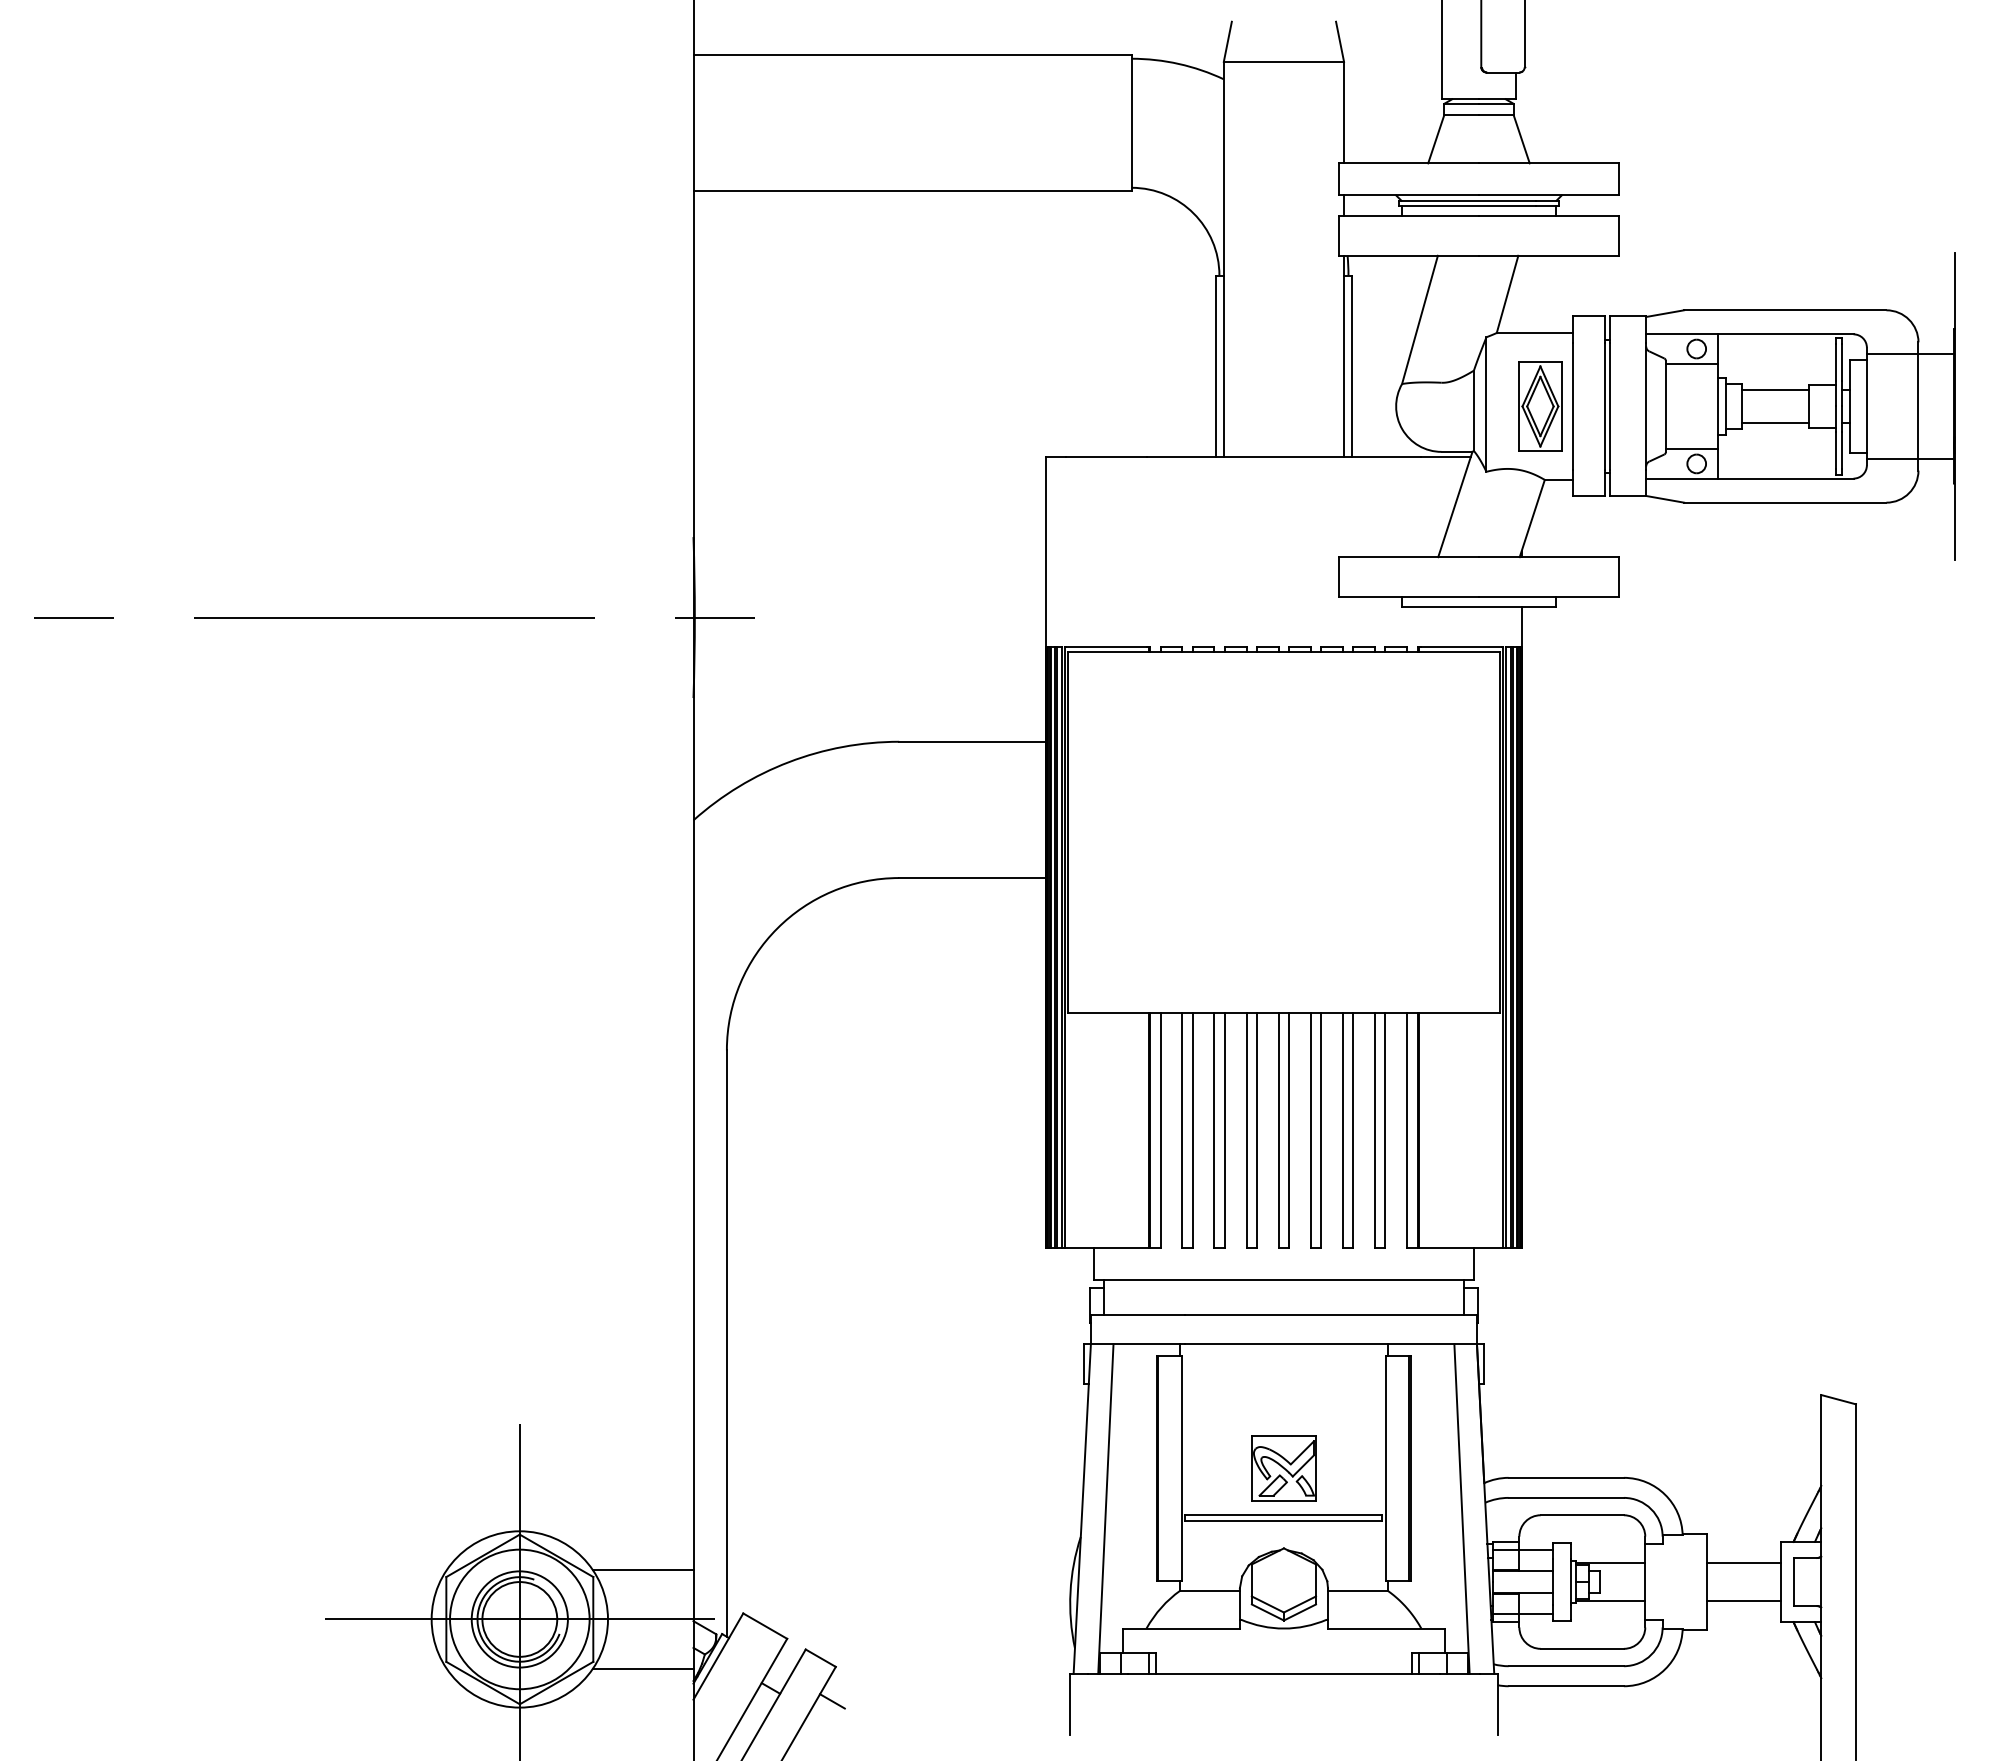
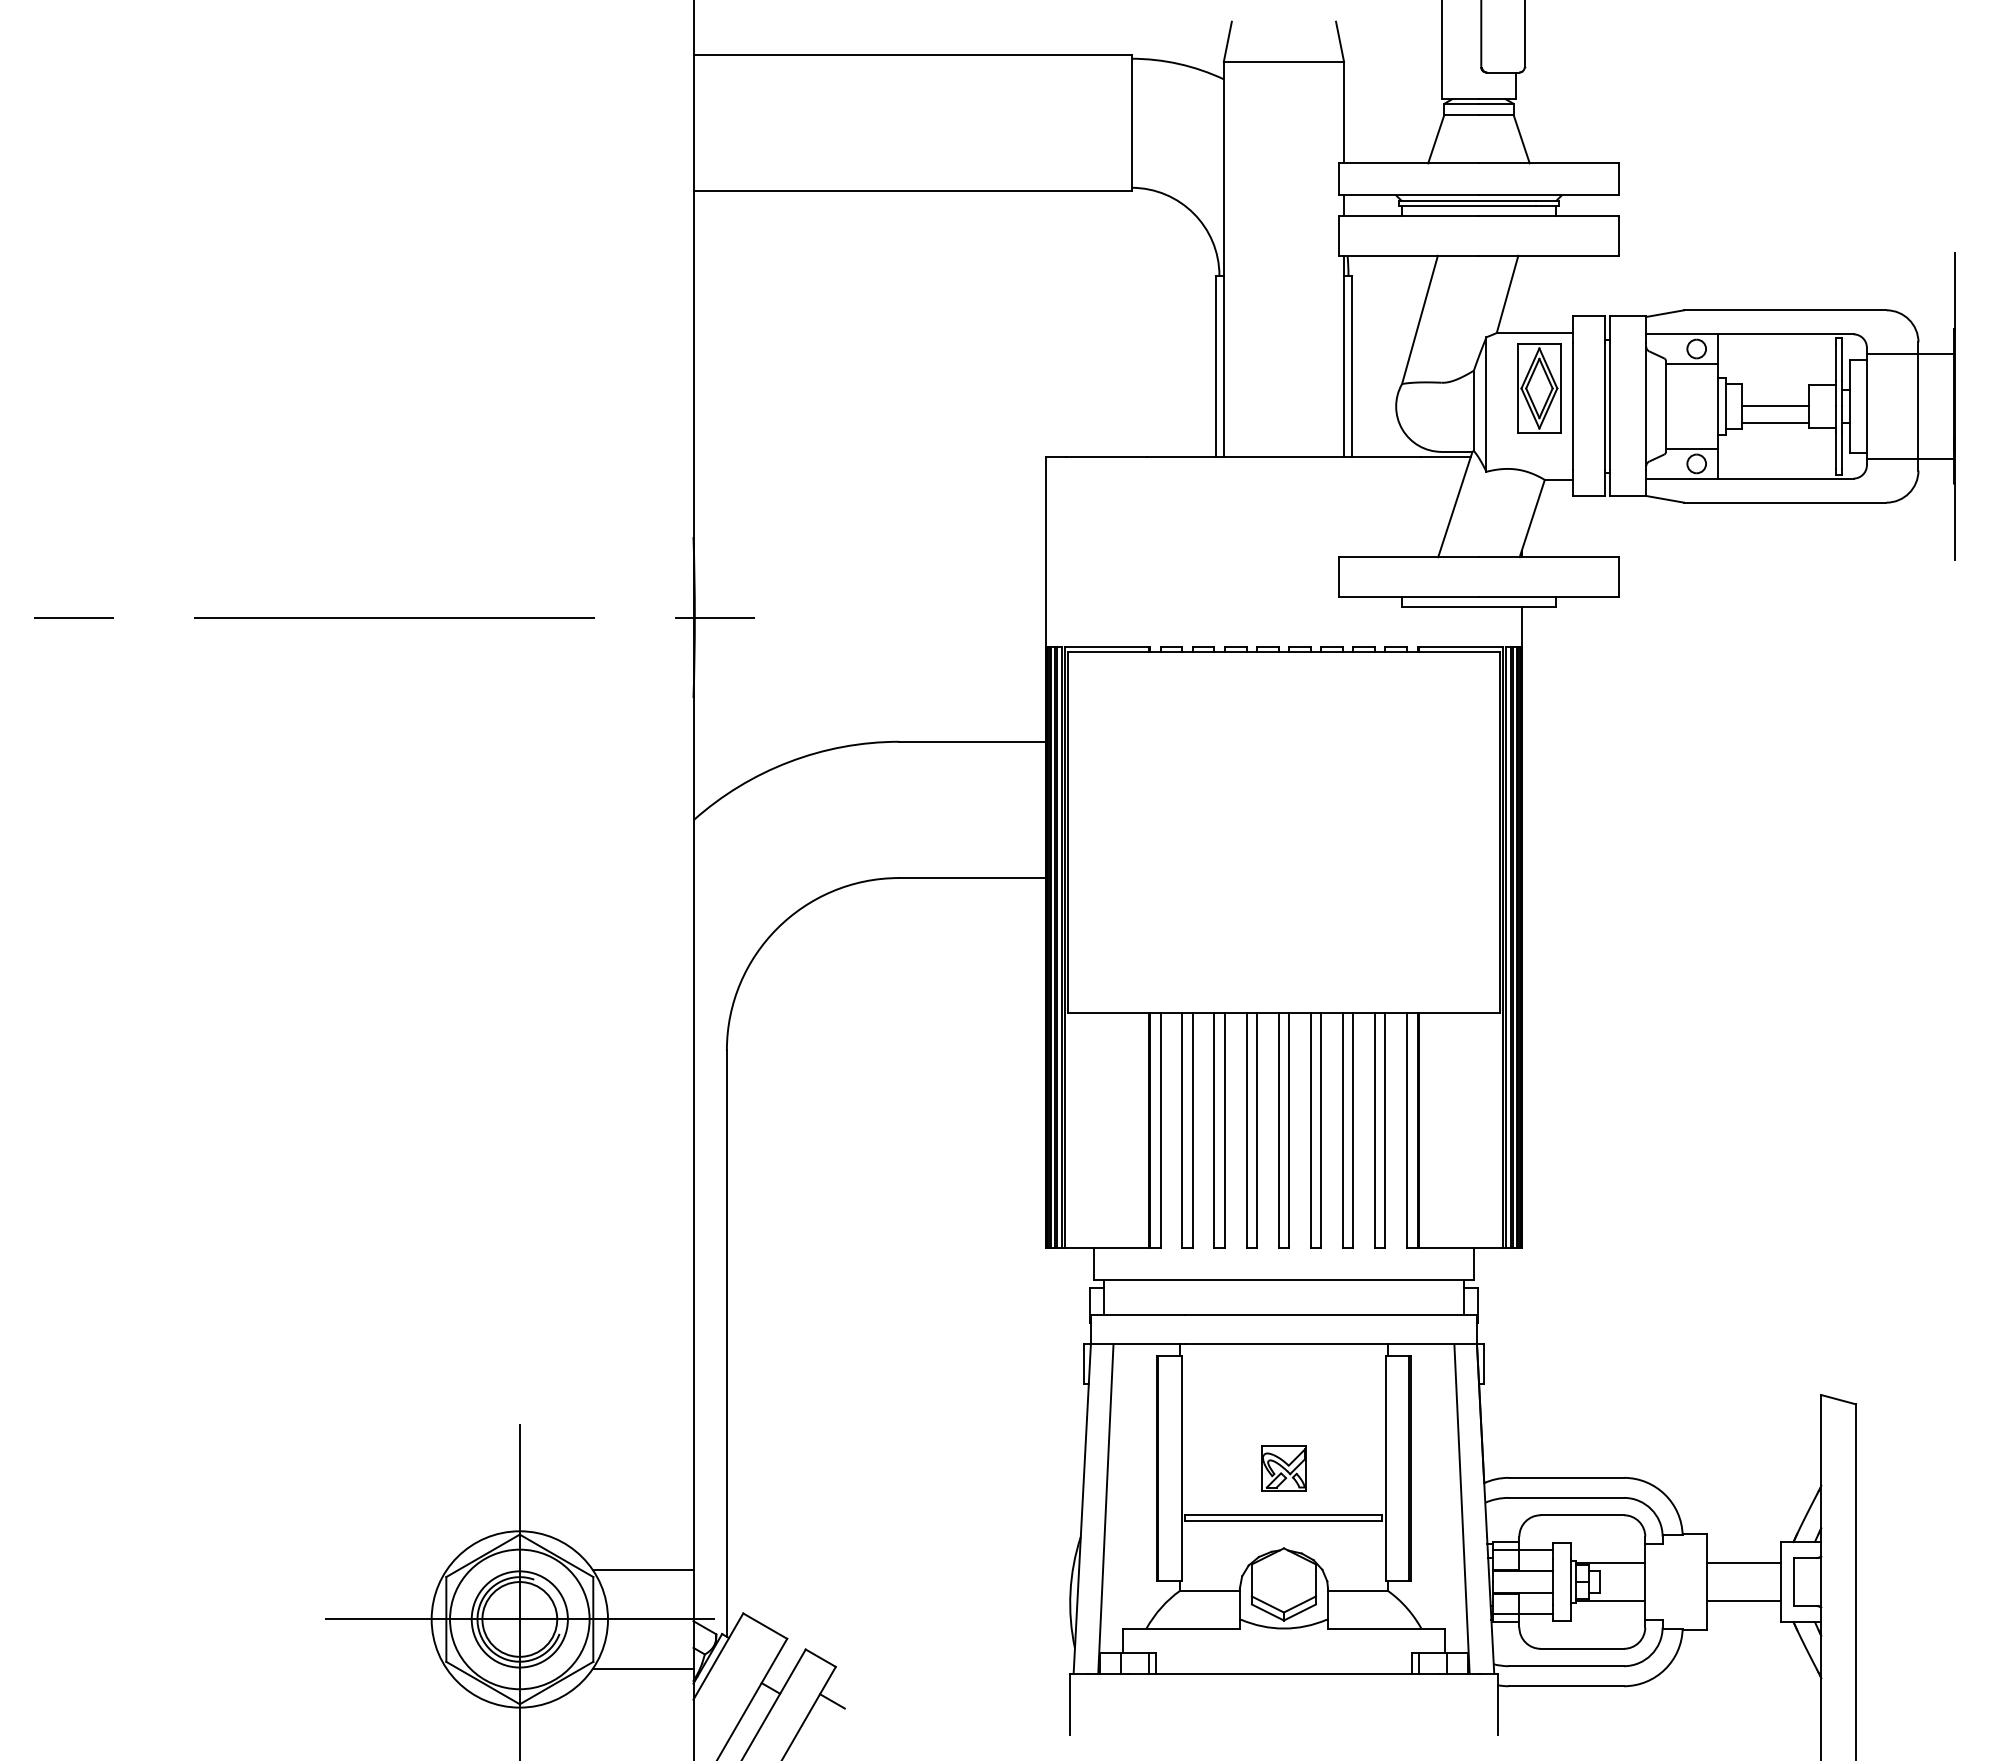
line position: (1774, 390) -> (1774, 406) (1774, 406)
part position: (1540, 406) -> (1539, 388) (1539, 388)
part size: 66x67 px -> 46x47 px (1283, 1468)
